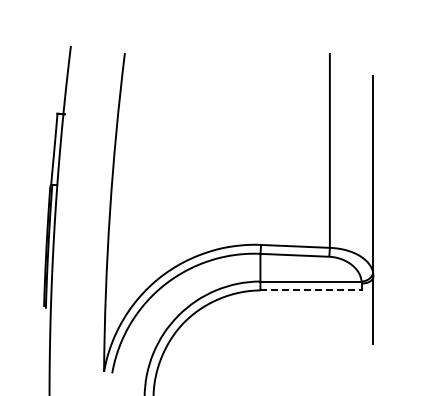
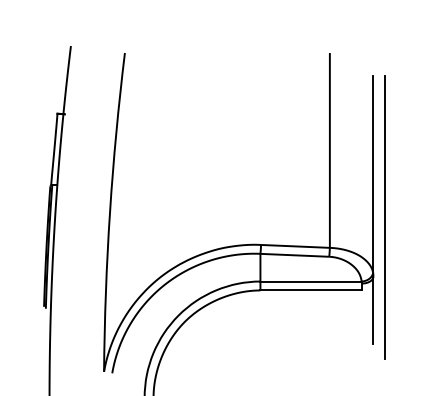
line: none -> present (384, 217)
line: dashed -> solid (311, 290)
